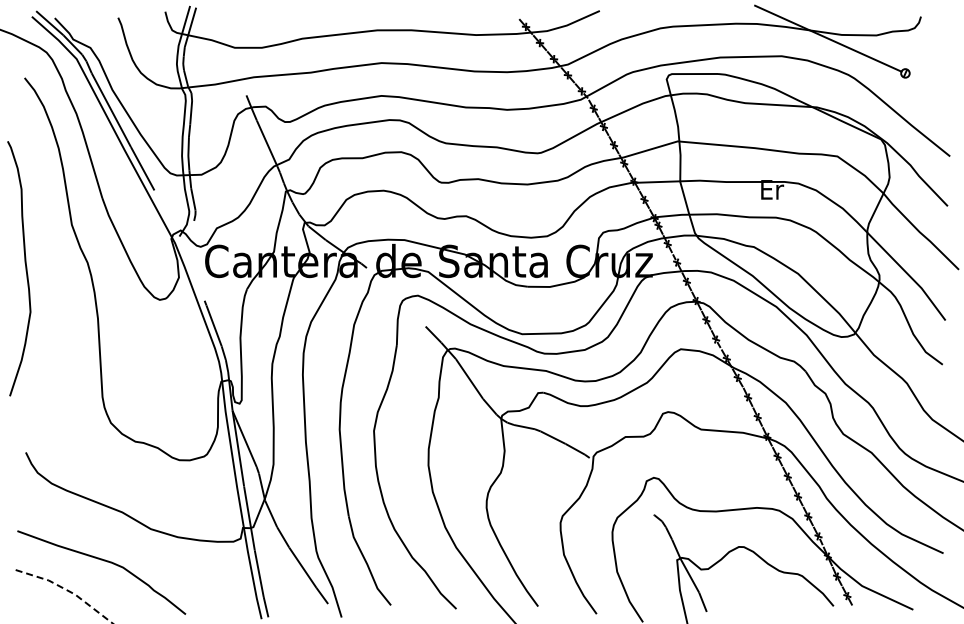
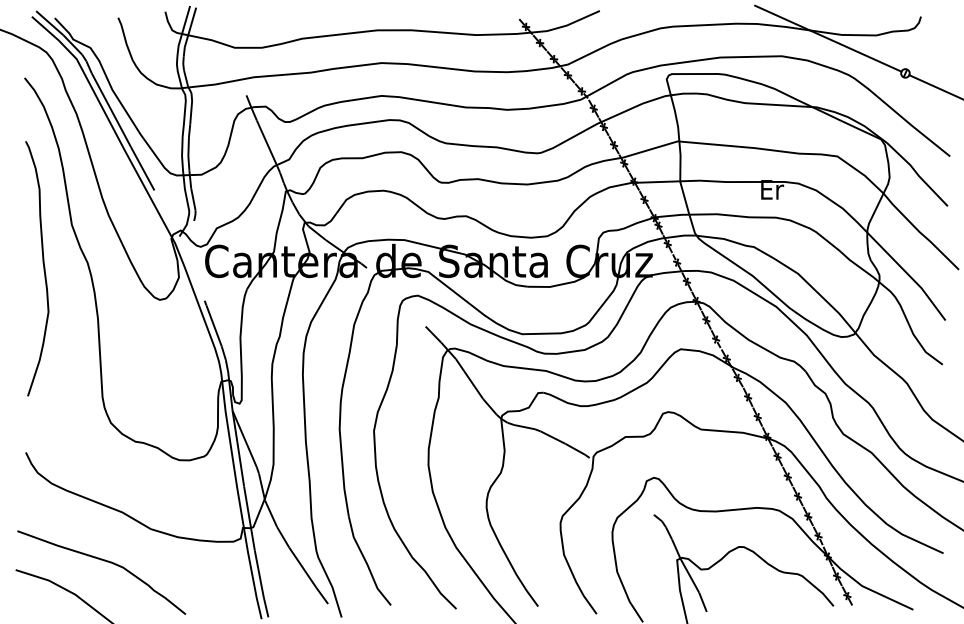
line: none -> present (934, 86)
curve position: (25, 268) -> (43, 268) (43, 268)
line: dashed -> solid (68, 590)
